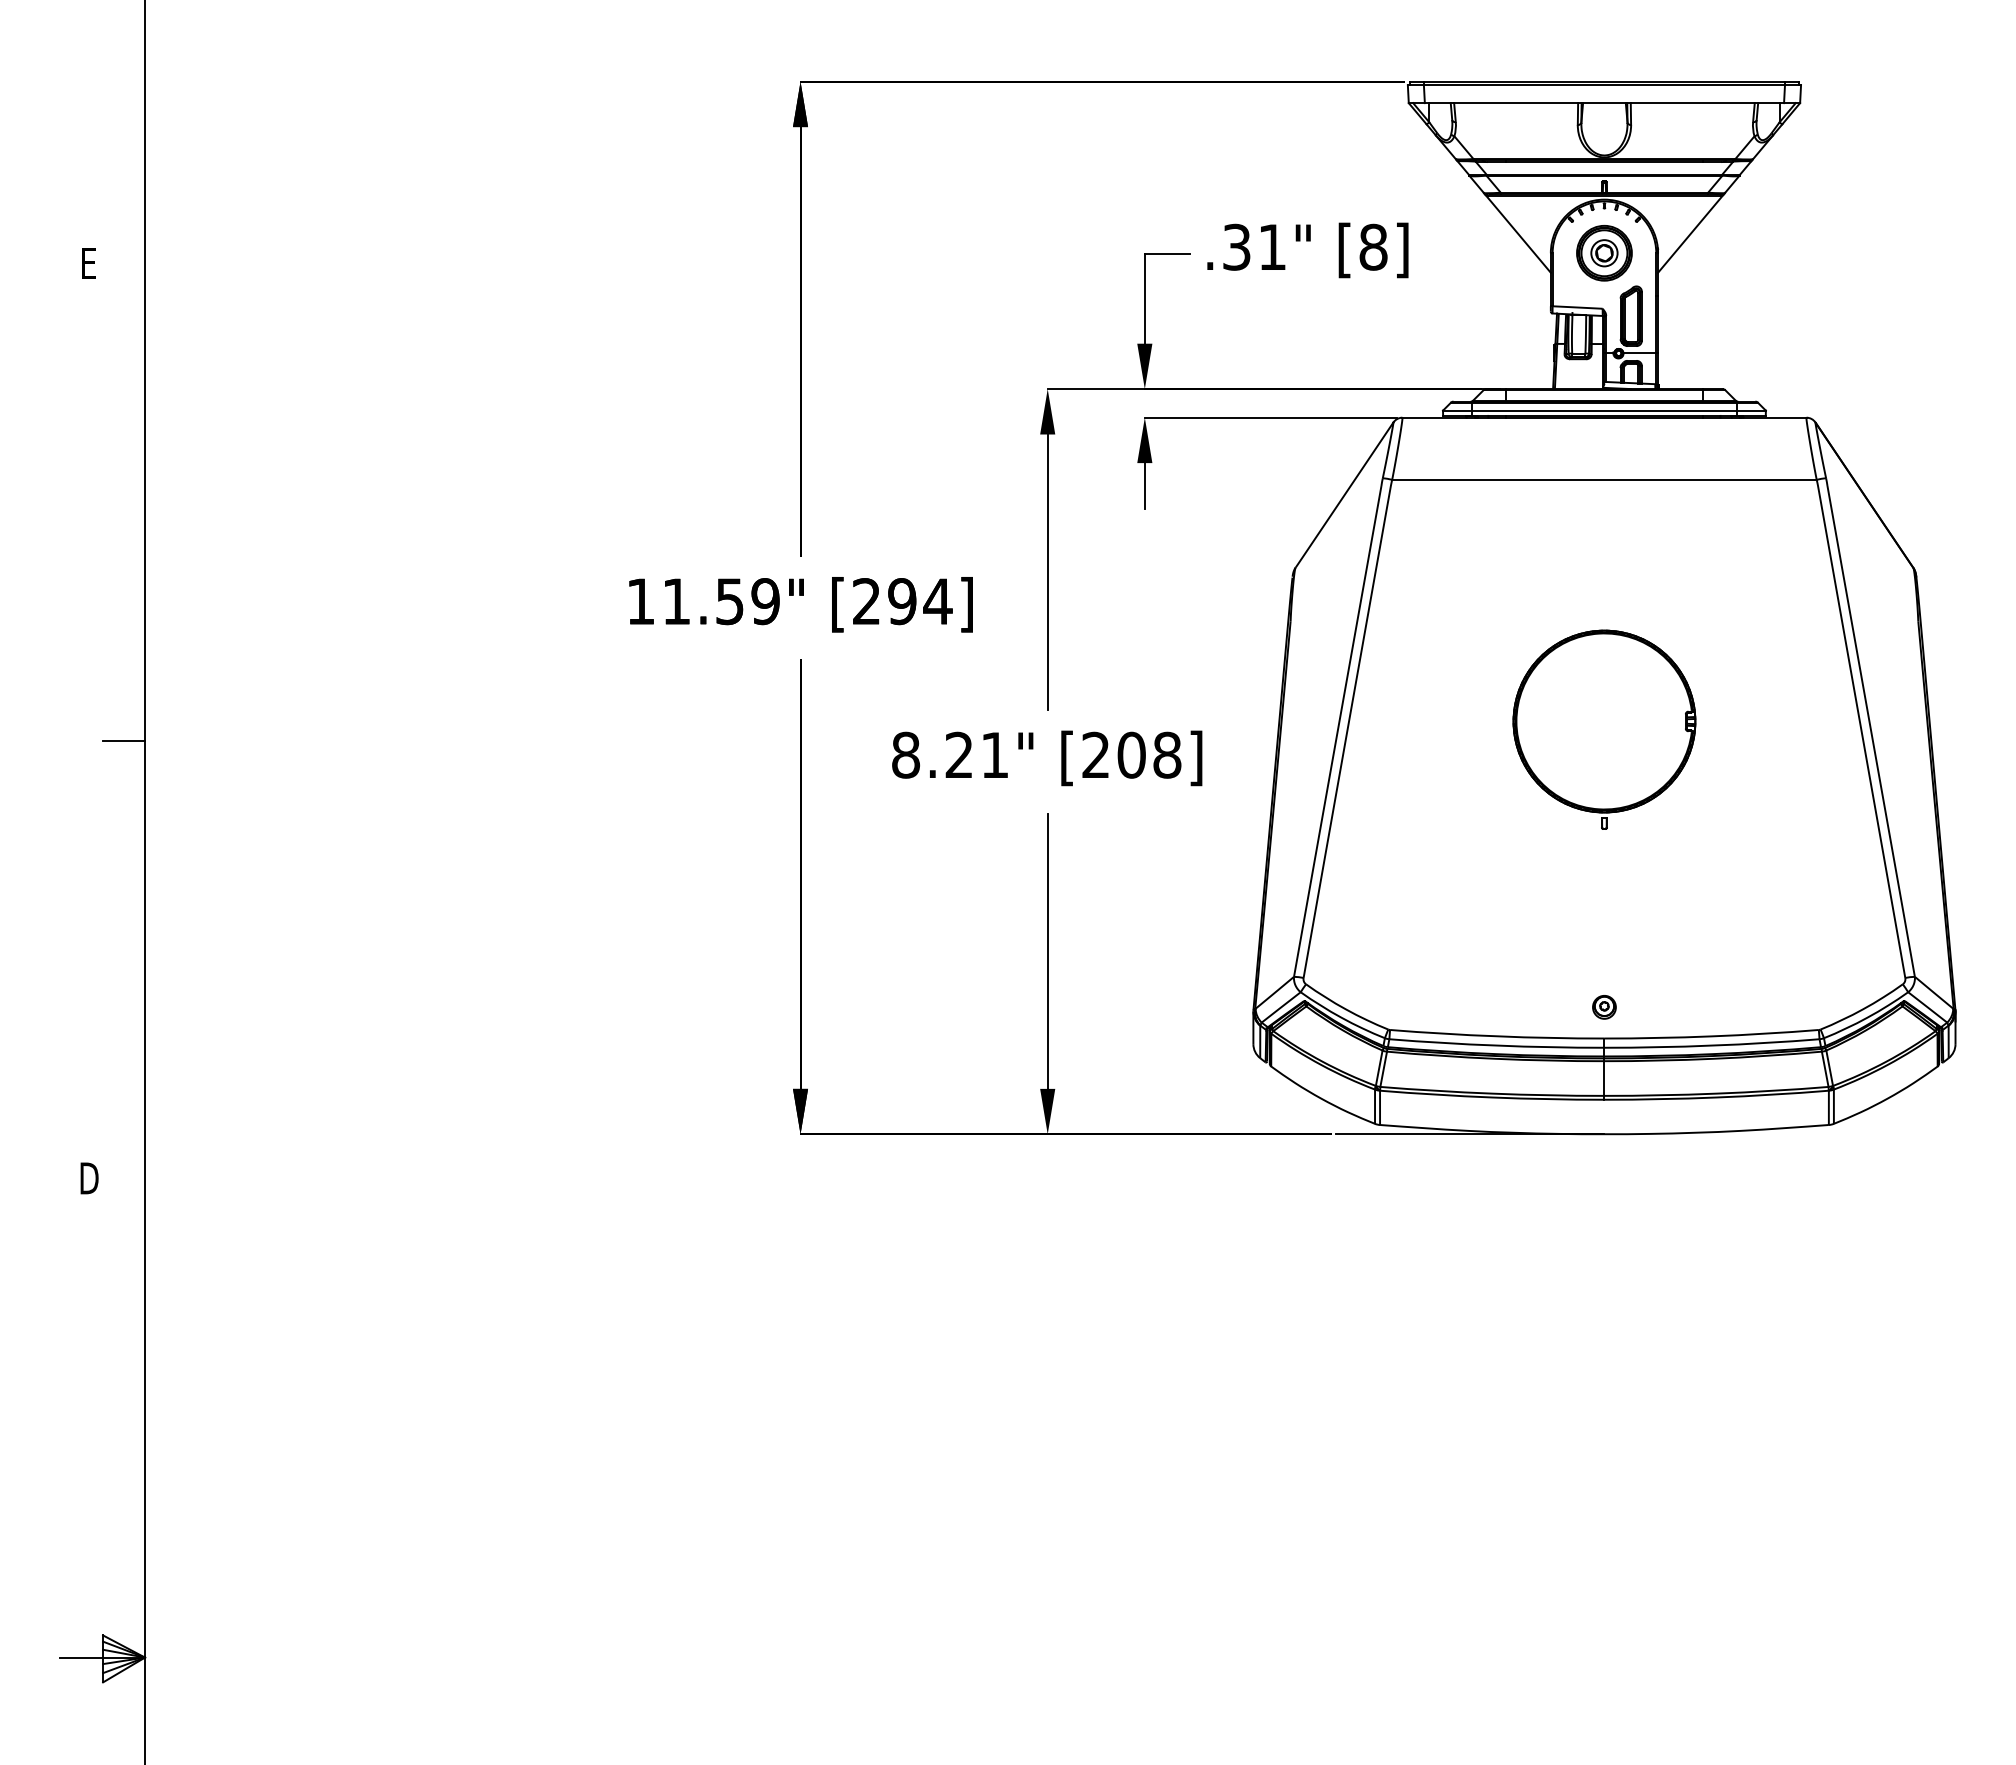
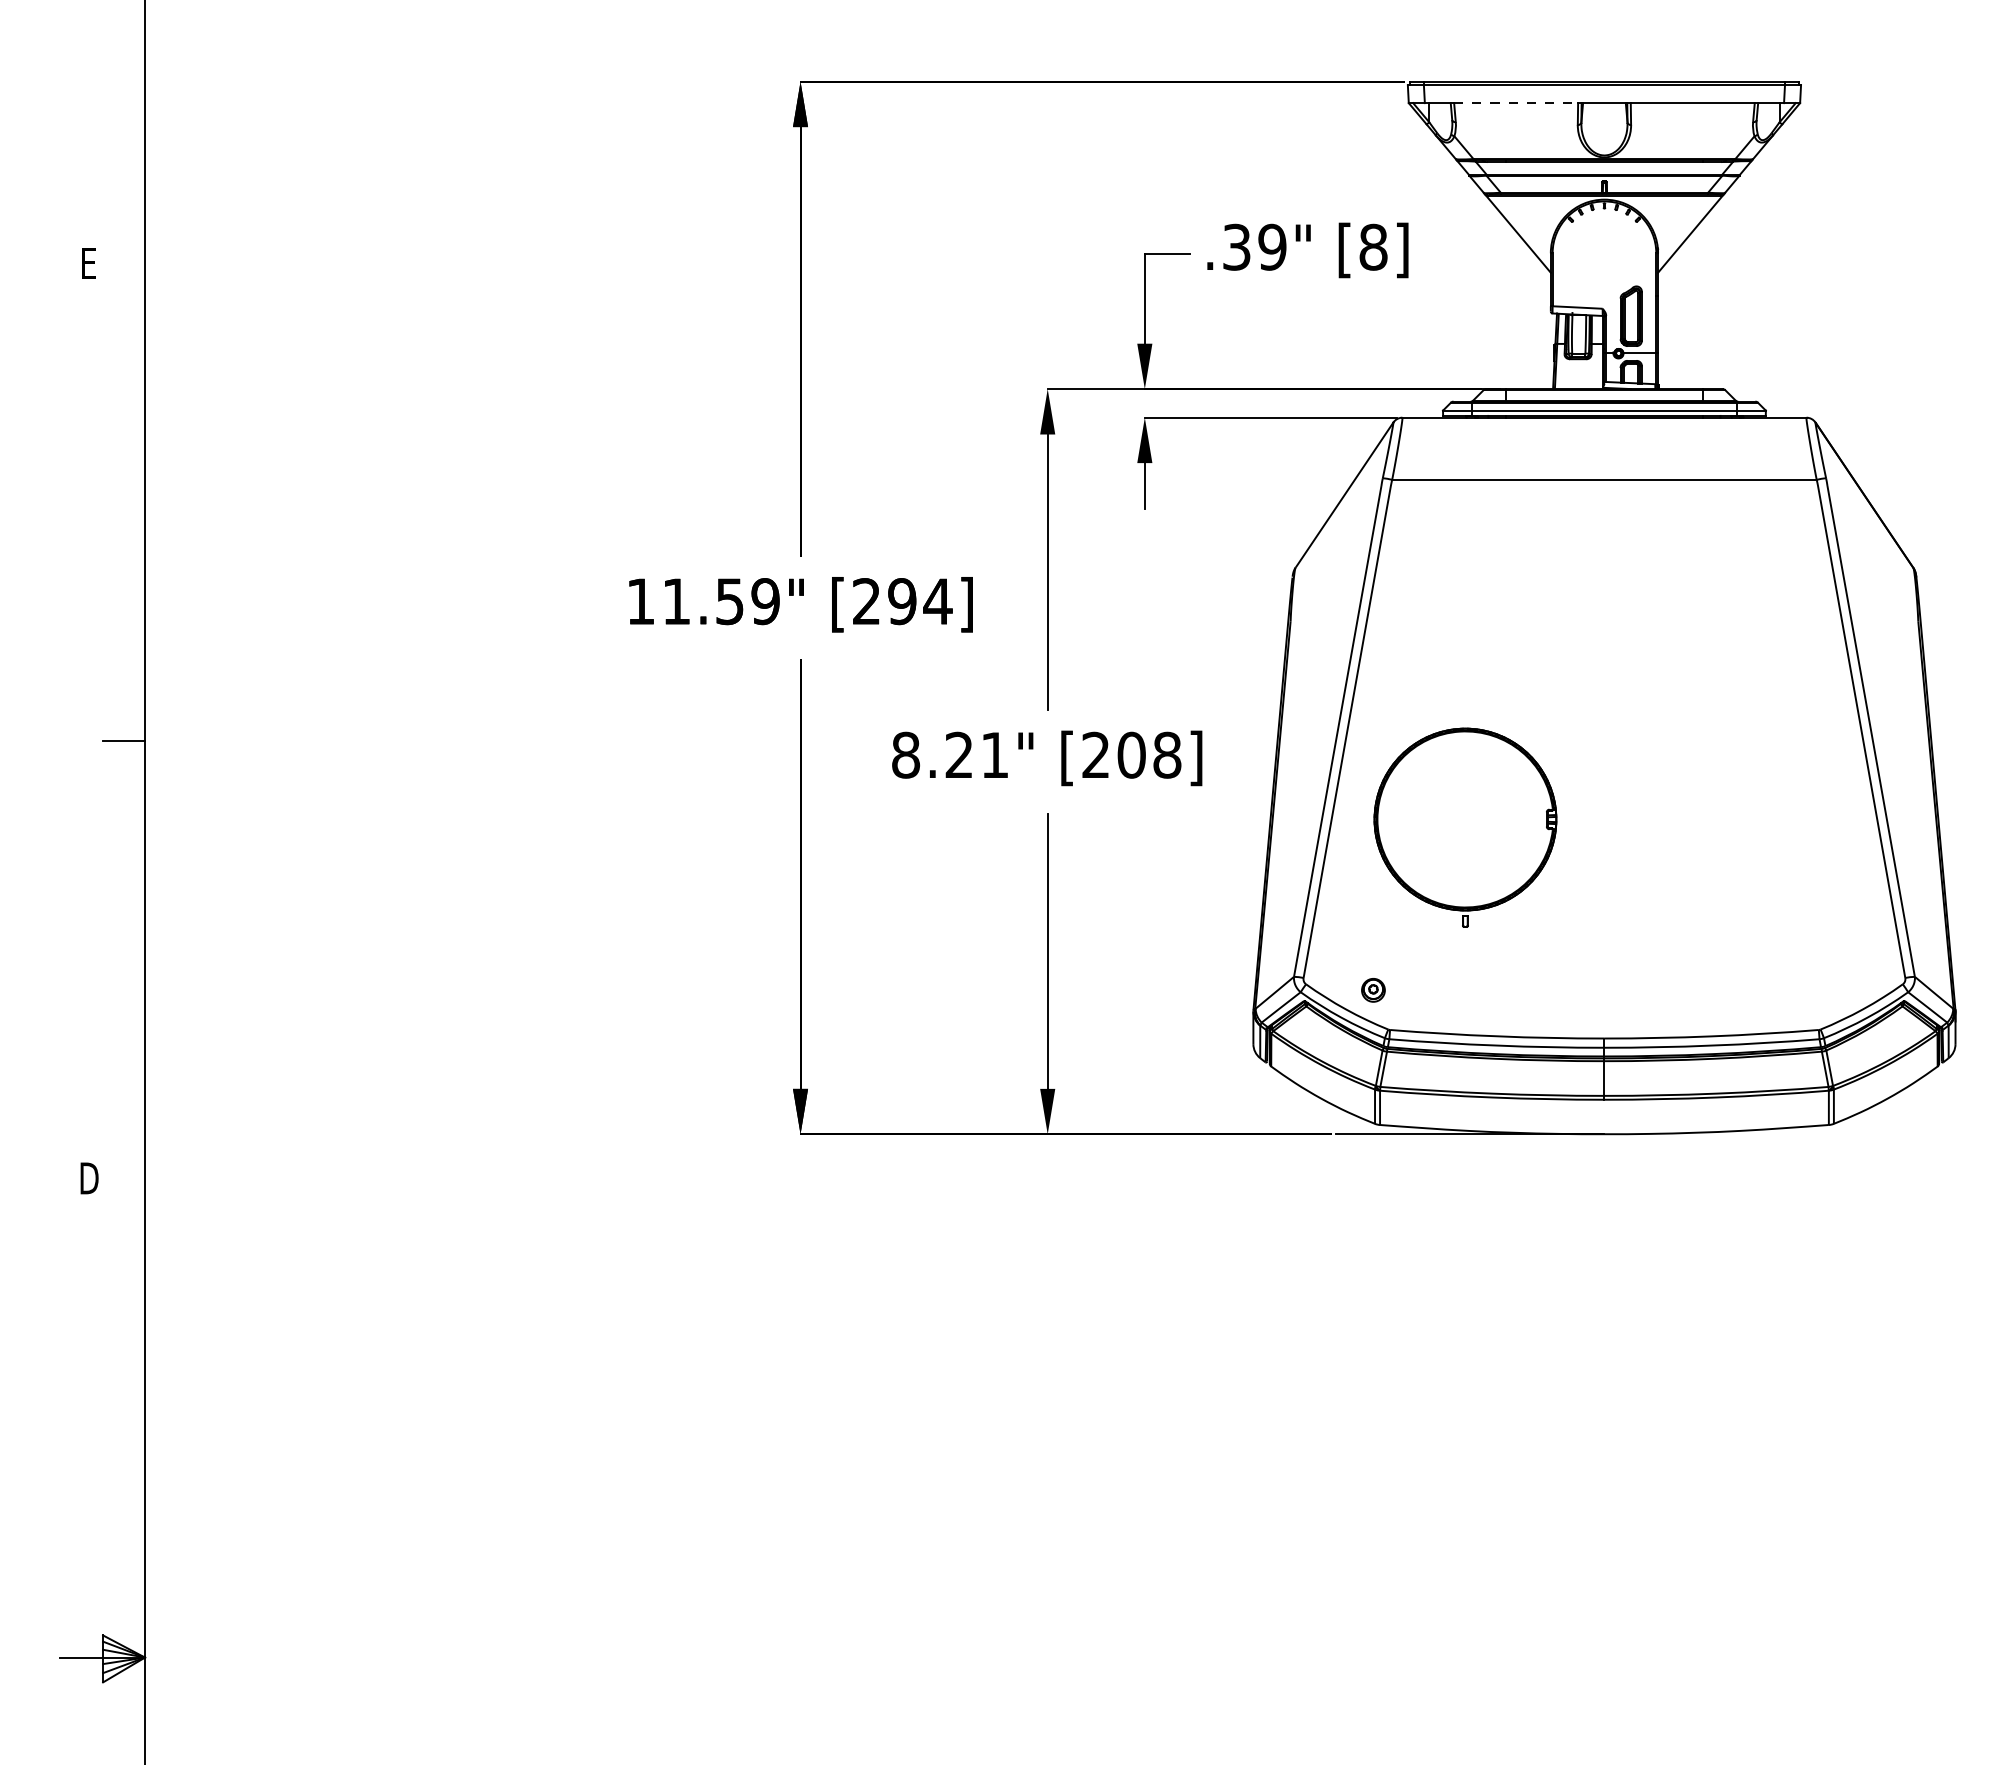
line: solid -> dashed (1516, 103)
text: .31" -> .39" (1272, 246)
part: present -> none (1604, 253)
part position: (1604, 729) -> (1465, 827) (1465, 827)
part position: (1604, 1007) -> (1373, 990) (1373, 990)
